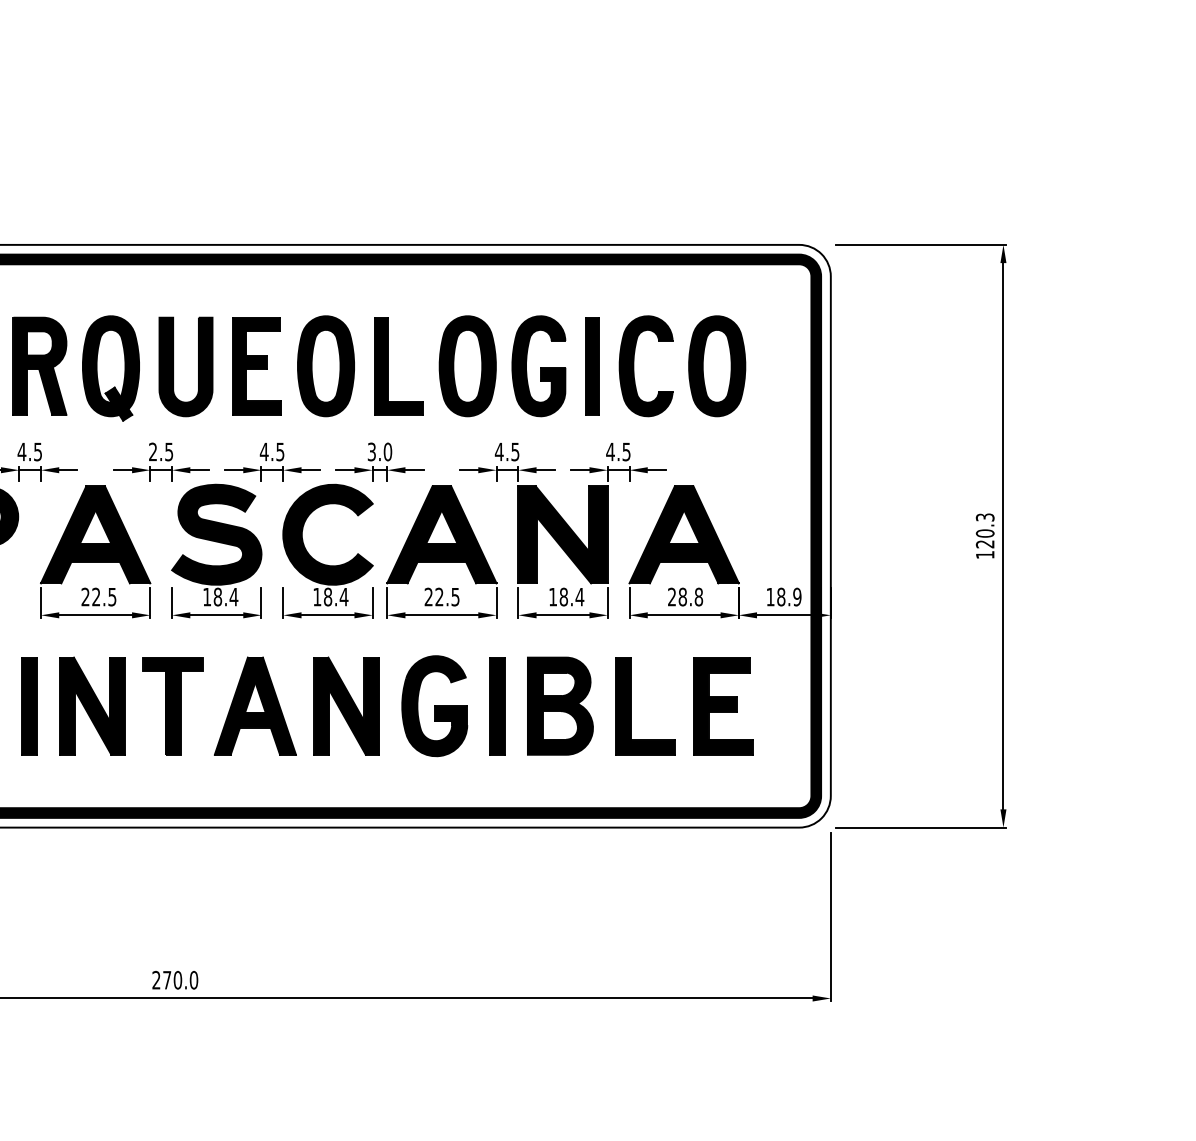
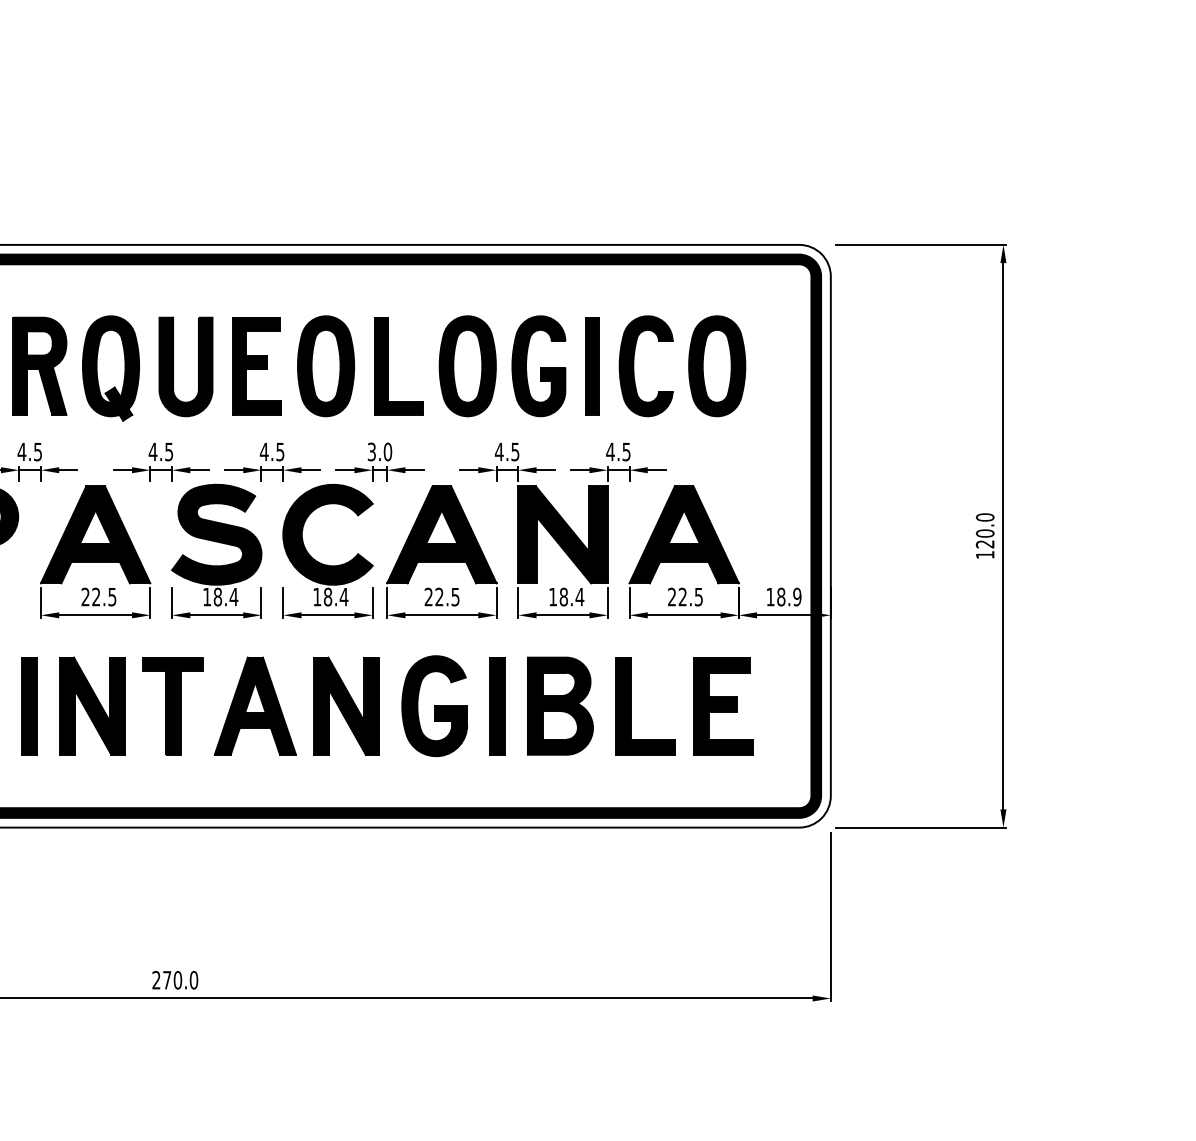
text: 2.5 -> 4.5 (152, 451)
text: 120.3 -> 120.0 (984, 517)
text: 28.8 -> 22.5 (690, 596)
